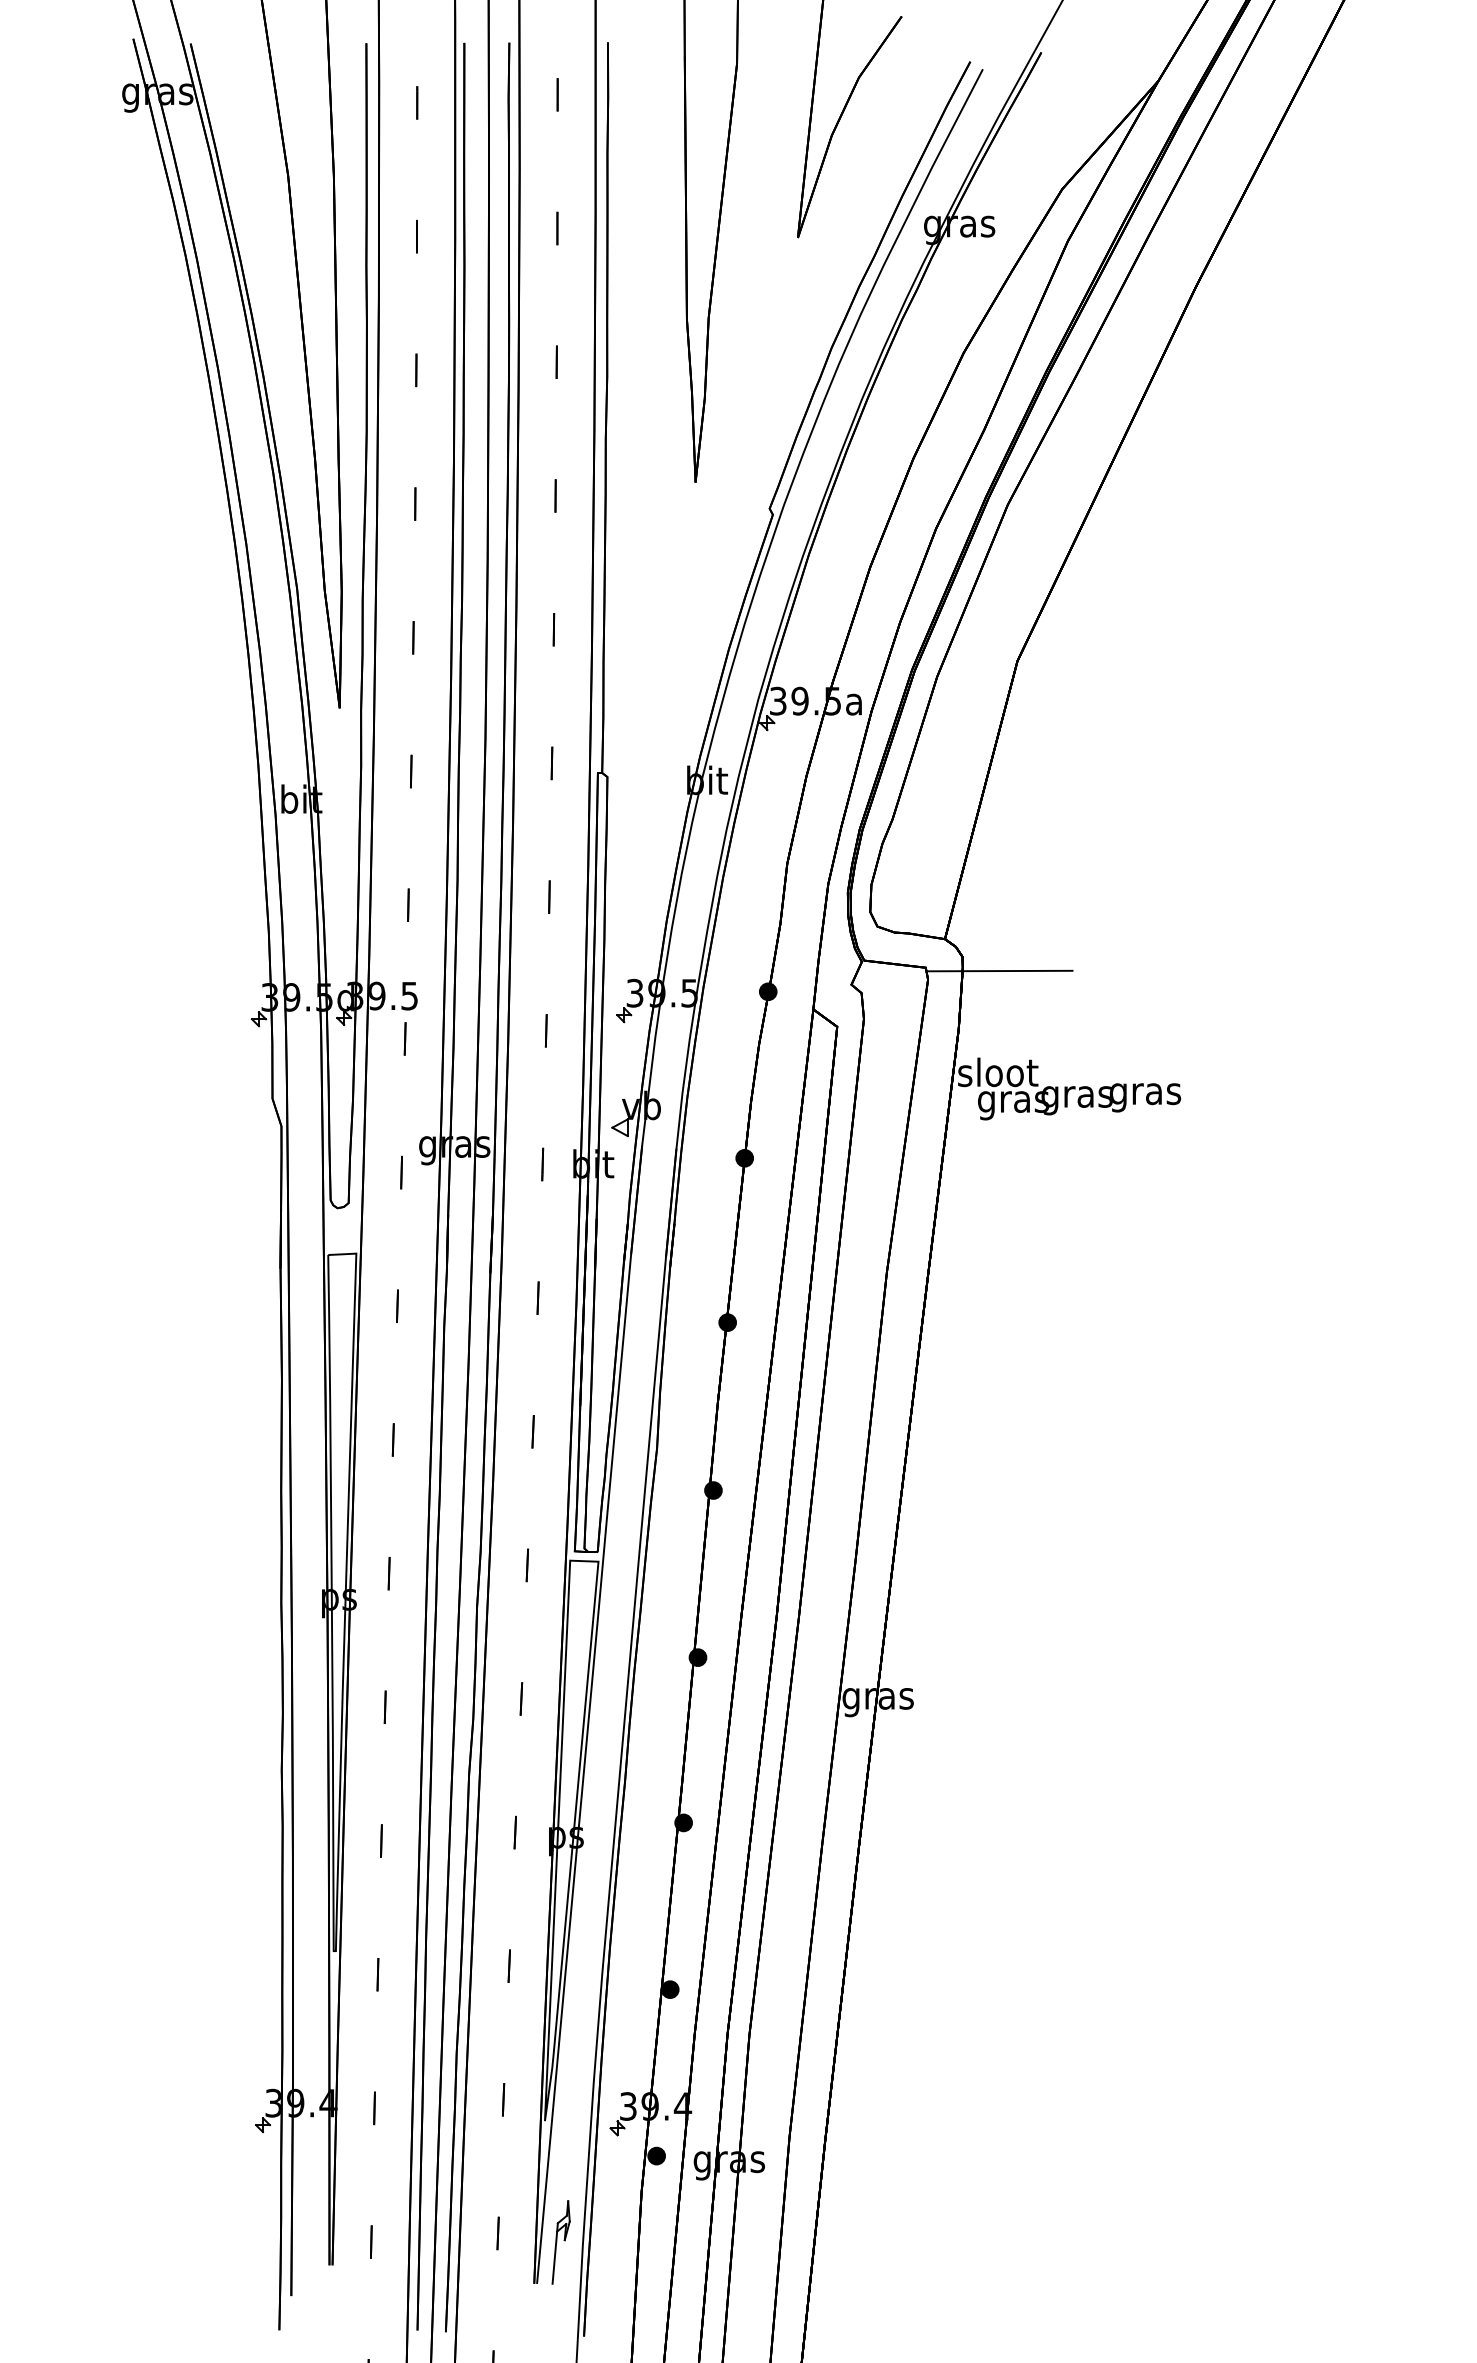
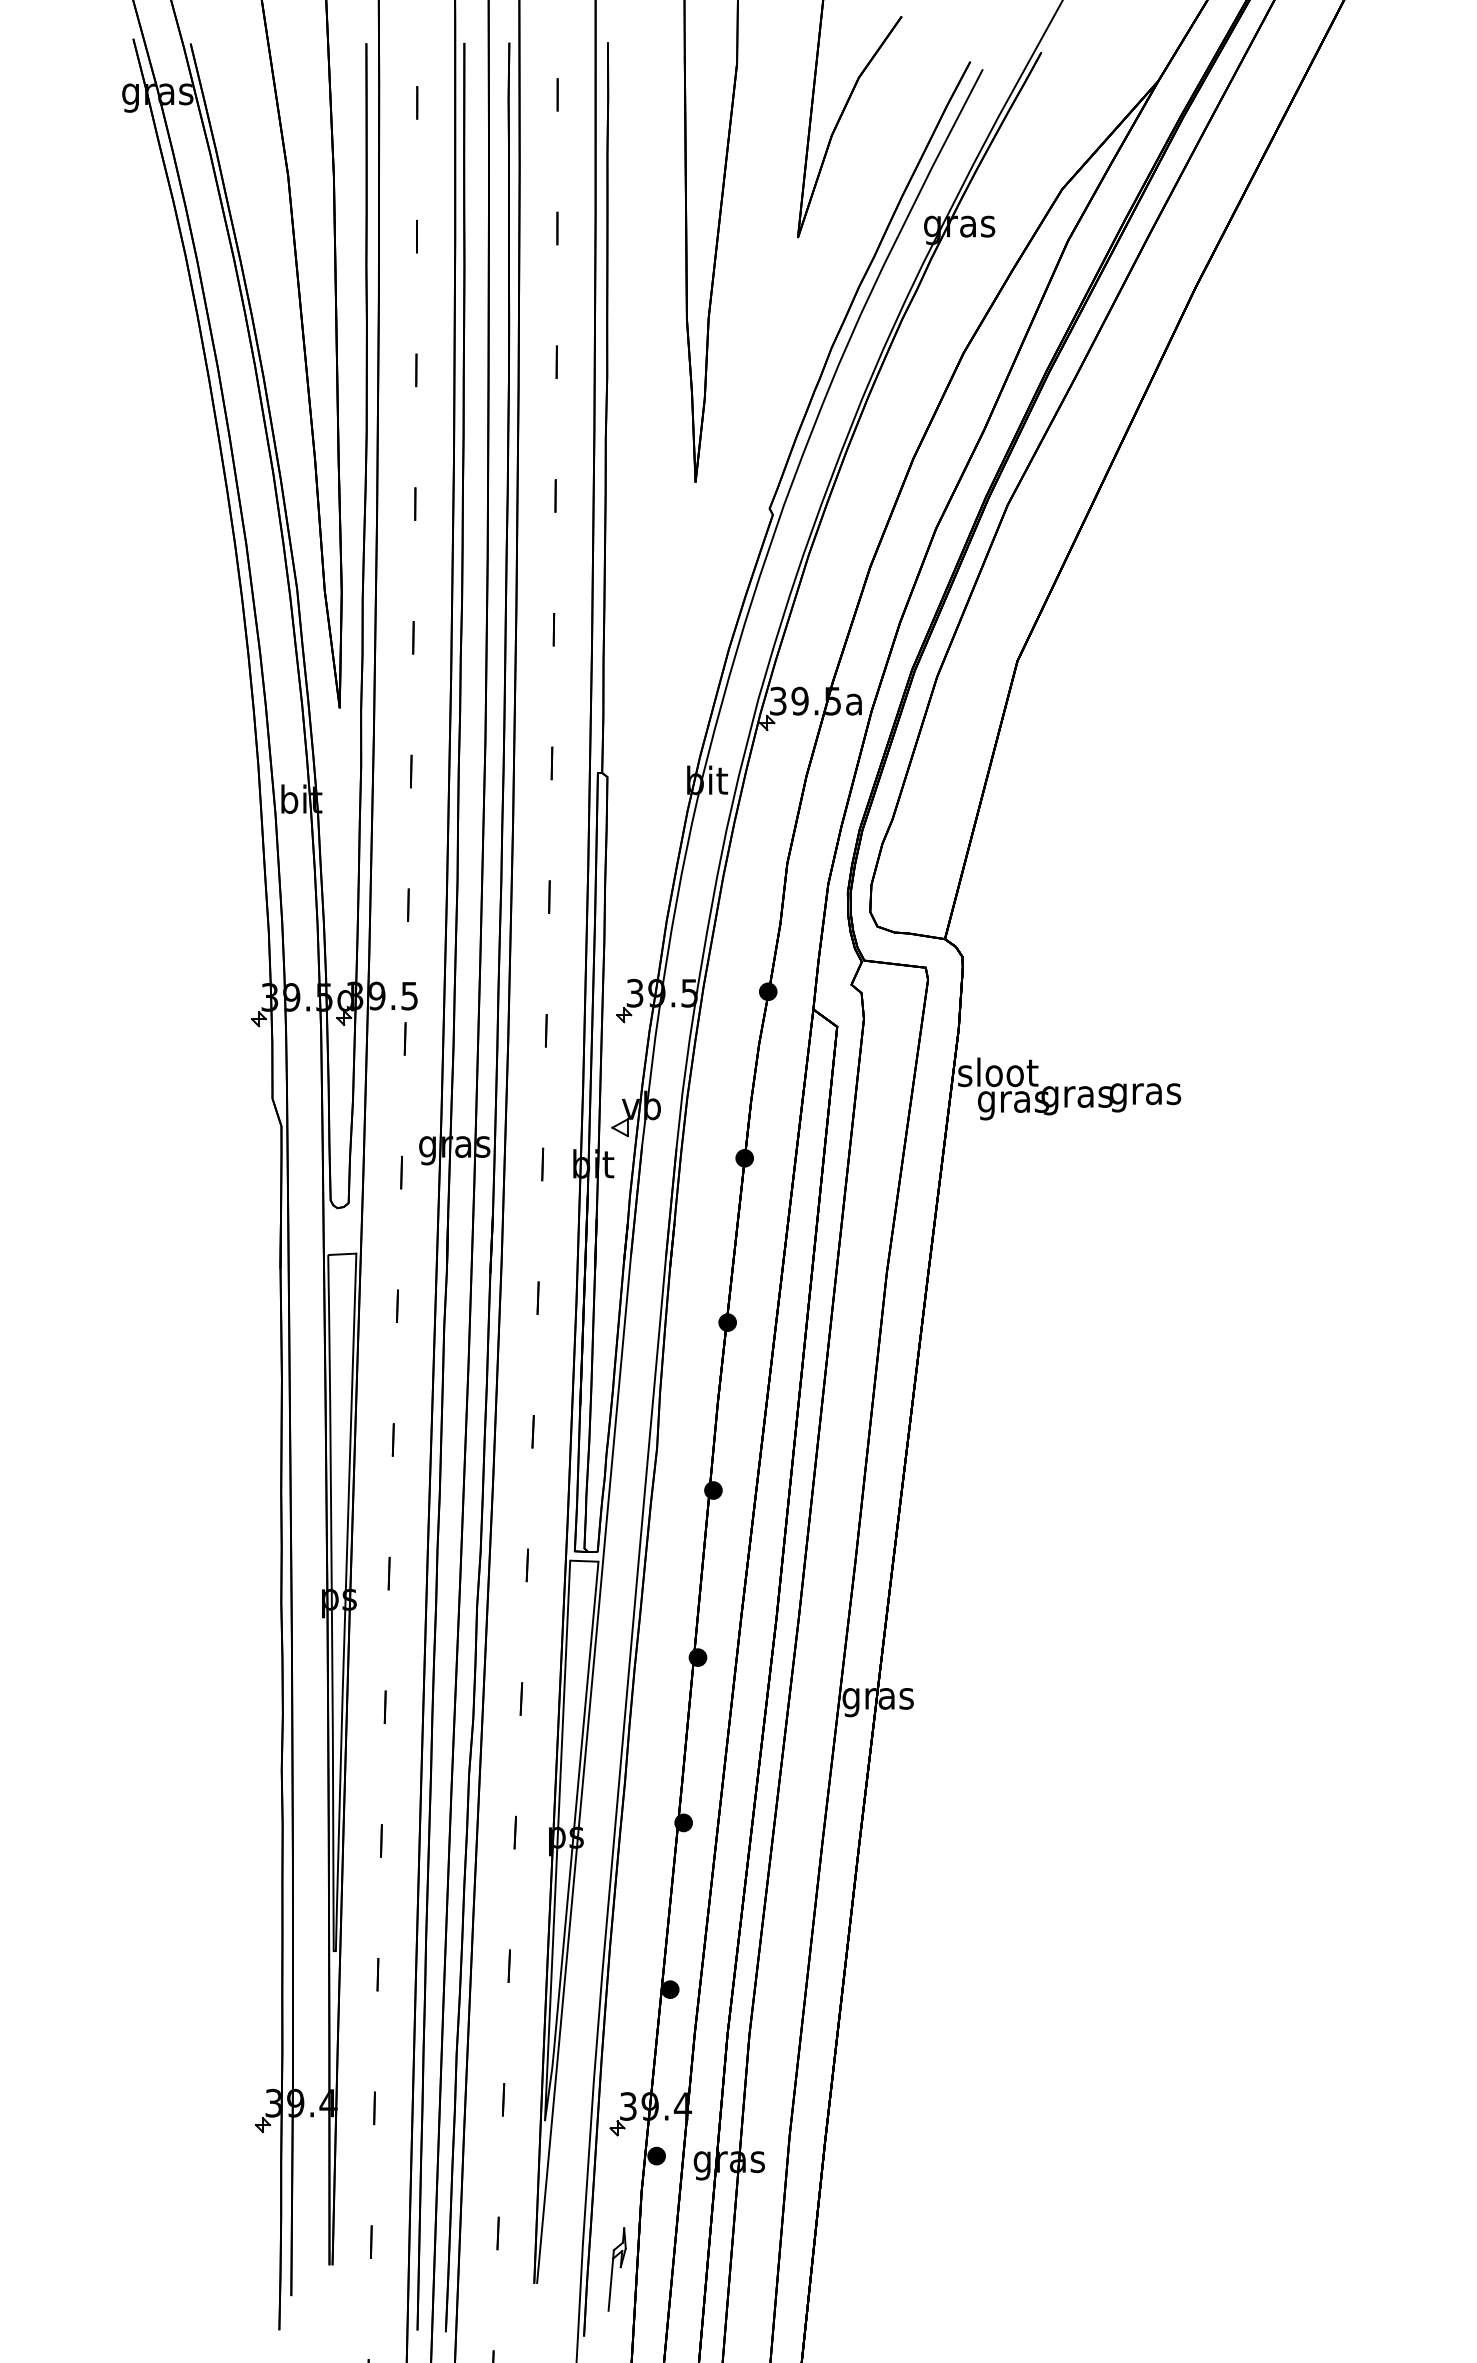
line: present -> none (999, 970)
part position: (560, 2242) -> (616, 2269) (616, 2269)
